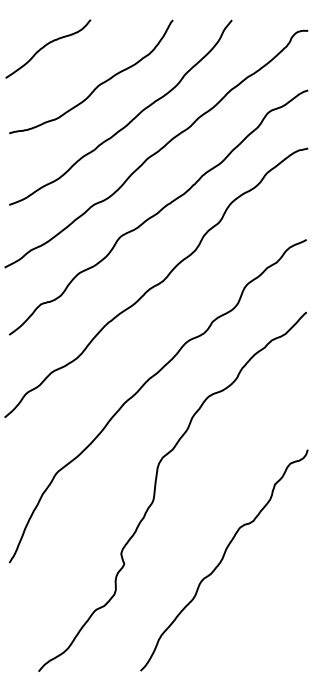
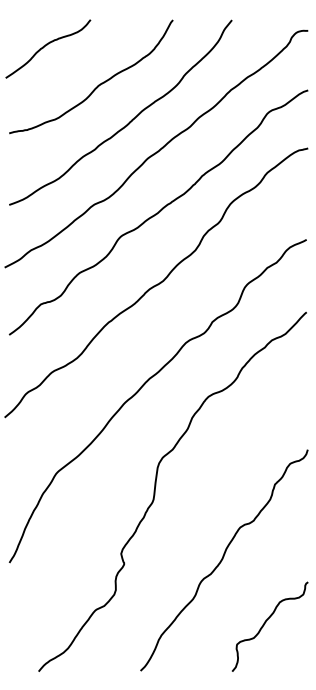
curve: none -> present (266, 622)
